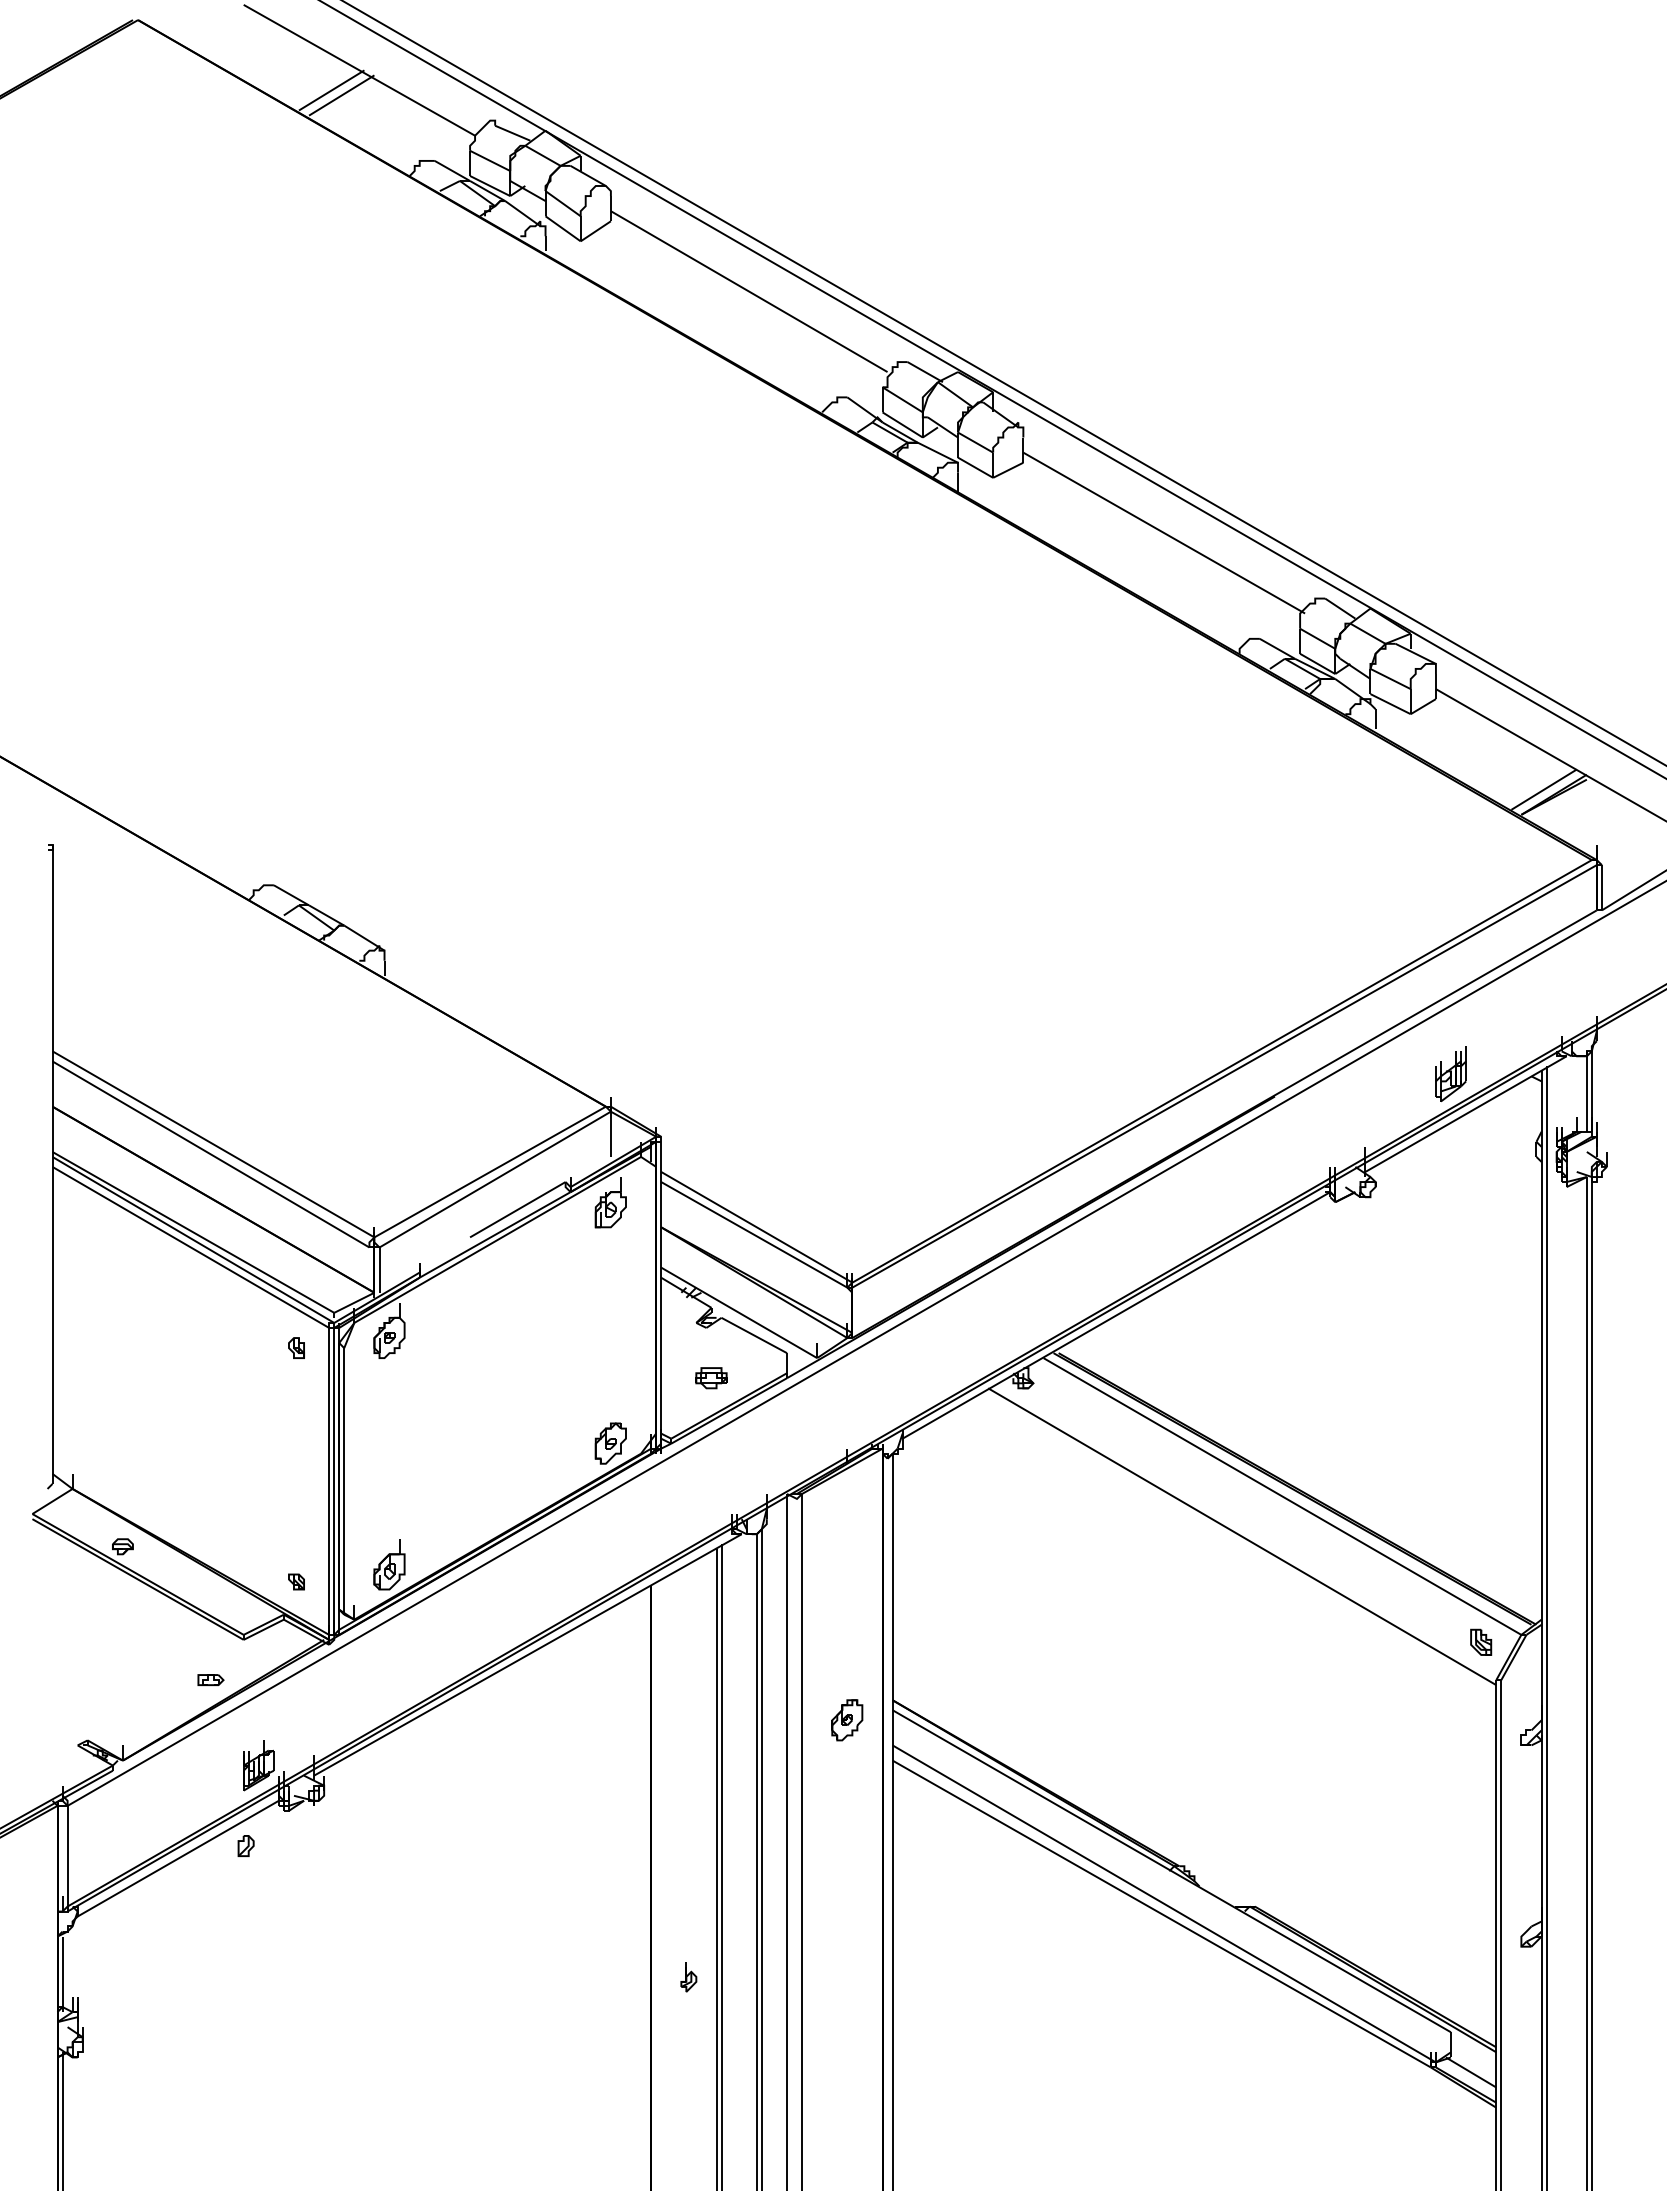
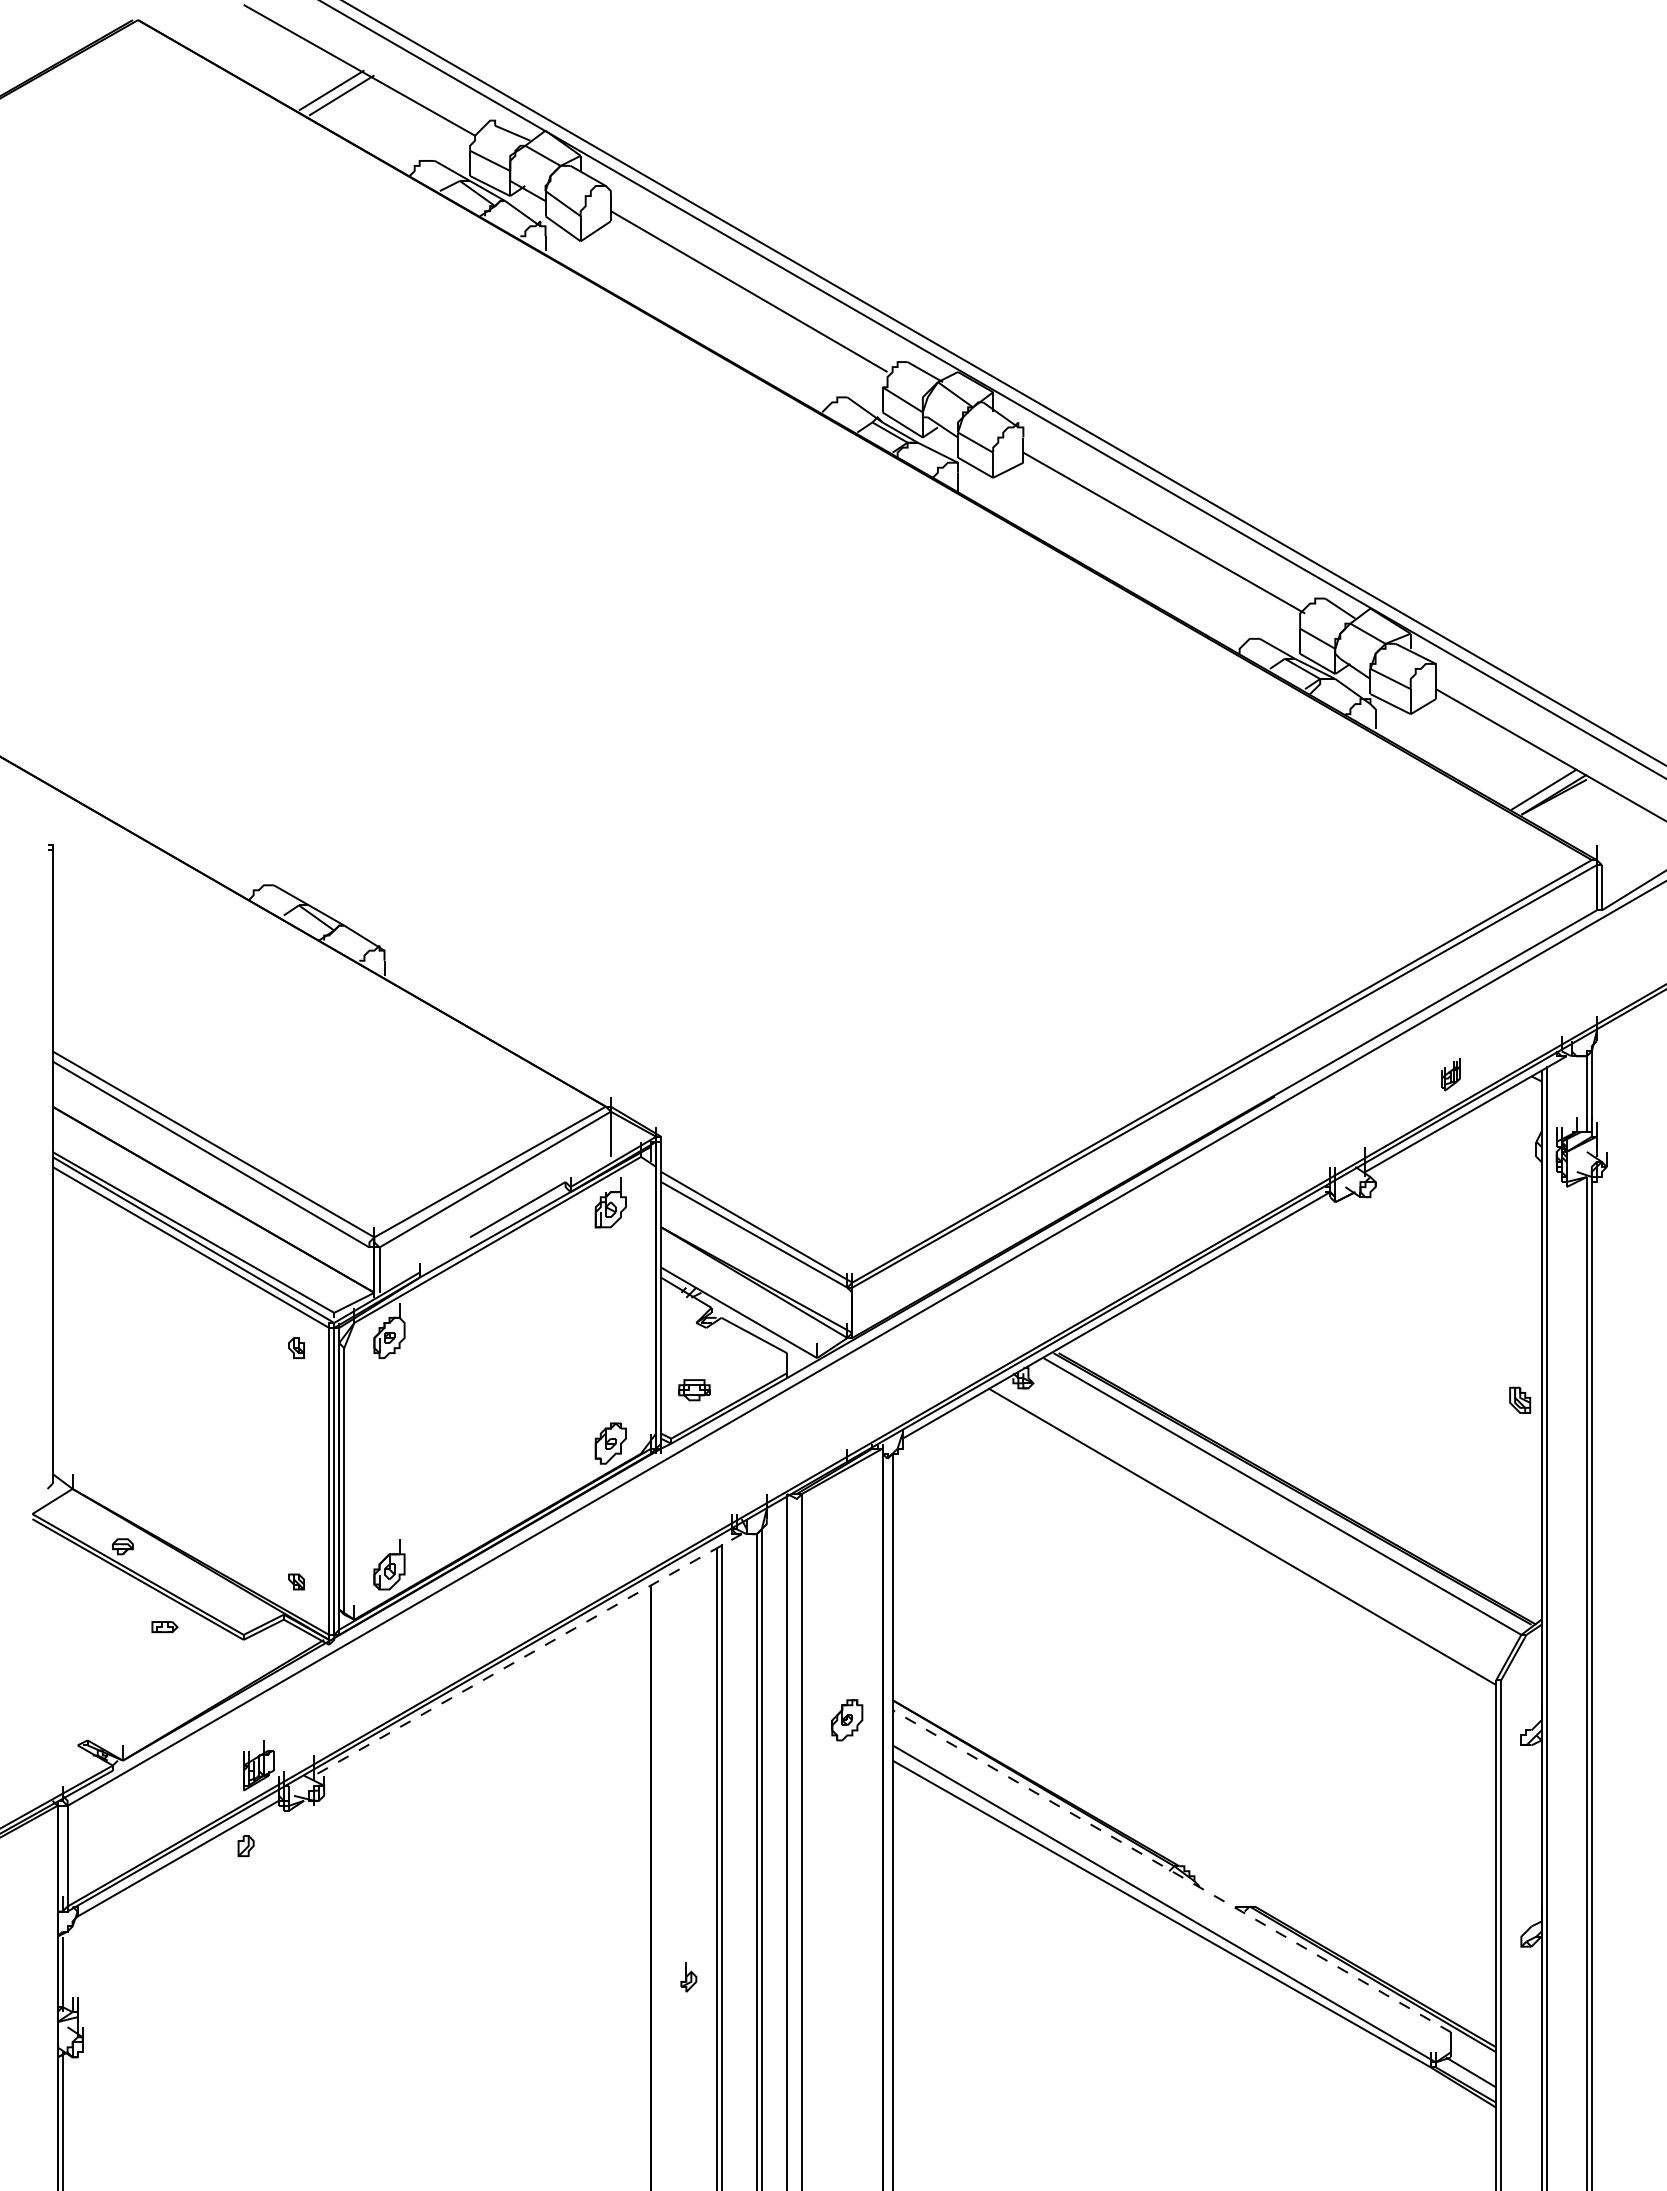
part size: 32x57 px -> 20x34 px (1450, 1074)
part position: (711, 1378) -> (694, 1390) (694, 1390)
part position: (1481, 1641) -> (1520, 1399) (1520, 1399)
line: solid -> dashed (527, 1654)
part position: (210, 1679) -> (164, 1626) (164, 1626)
line: solid -> dashed (1171, 1870)
